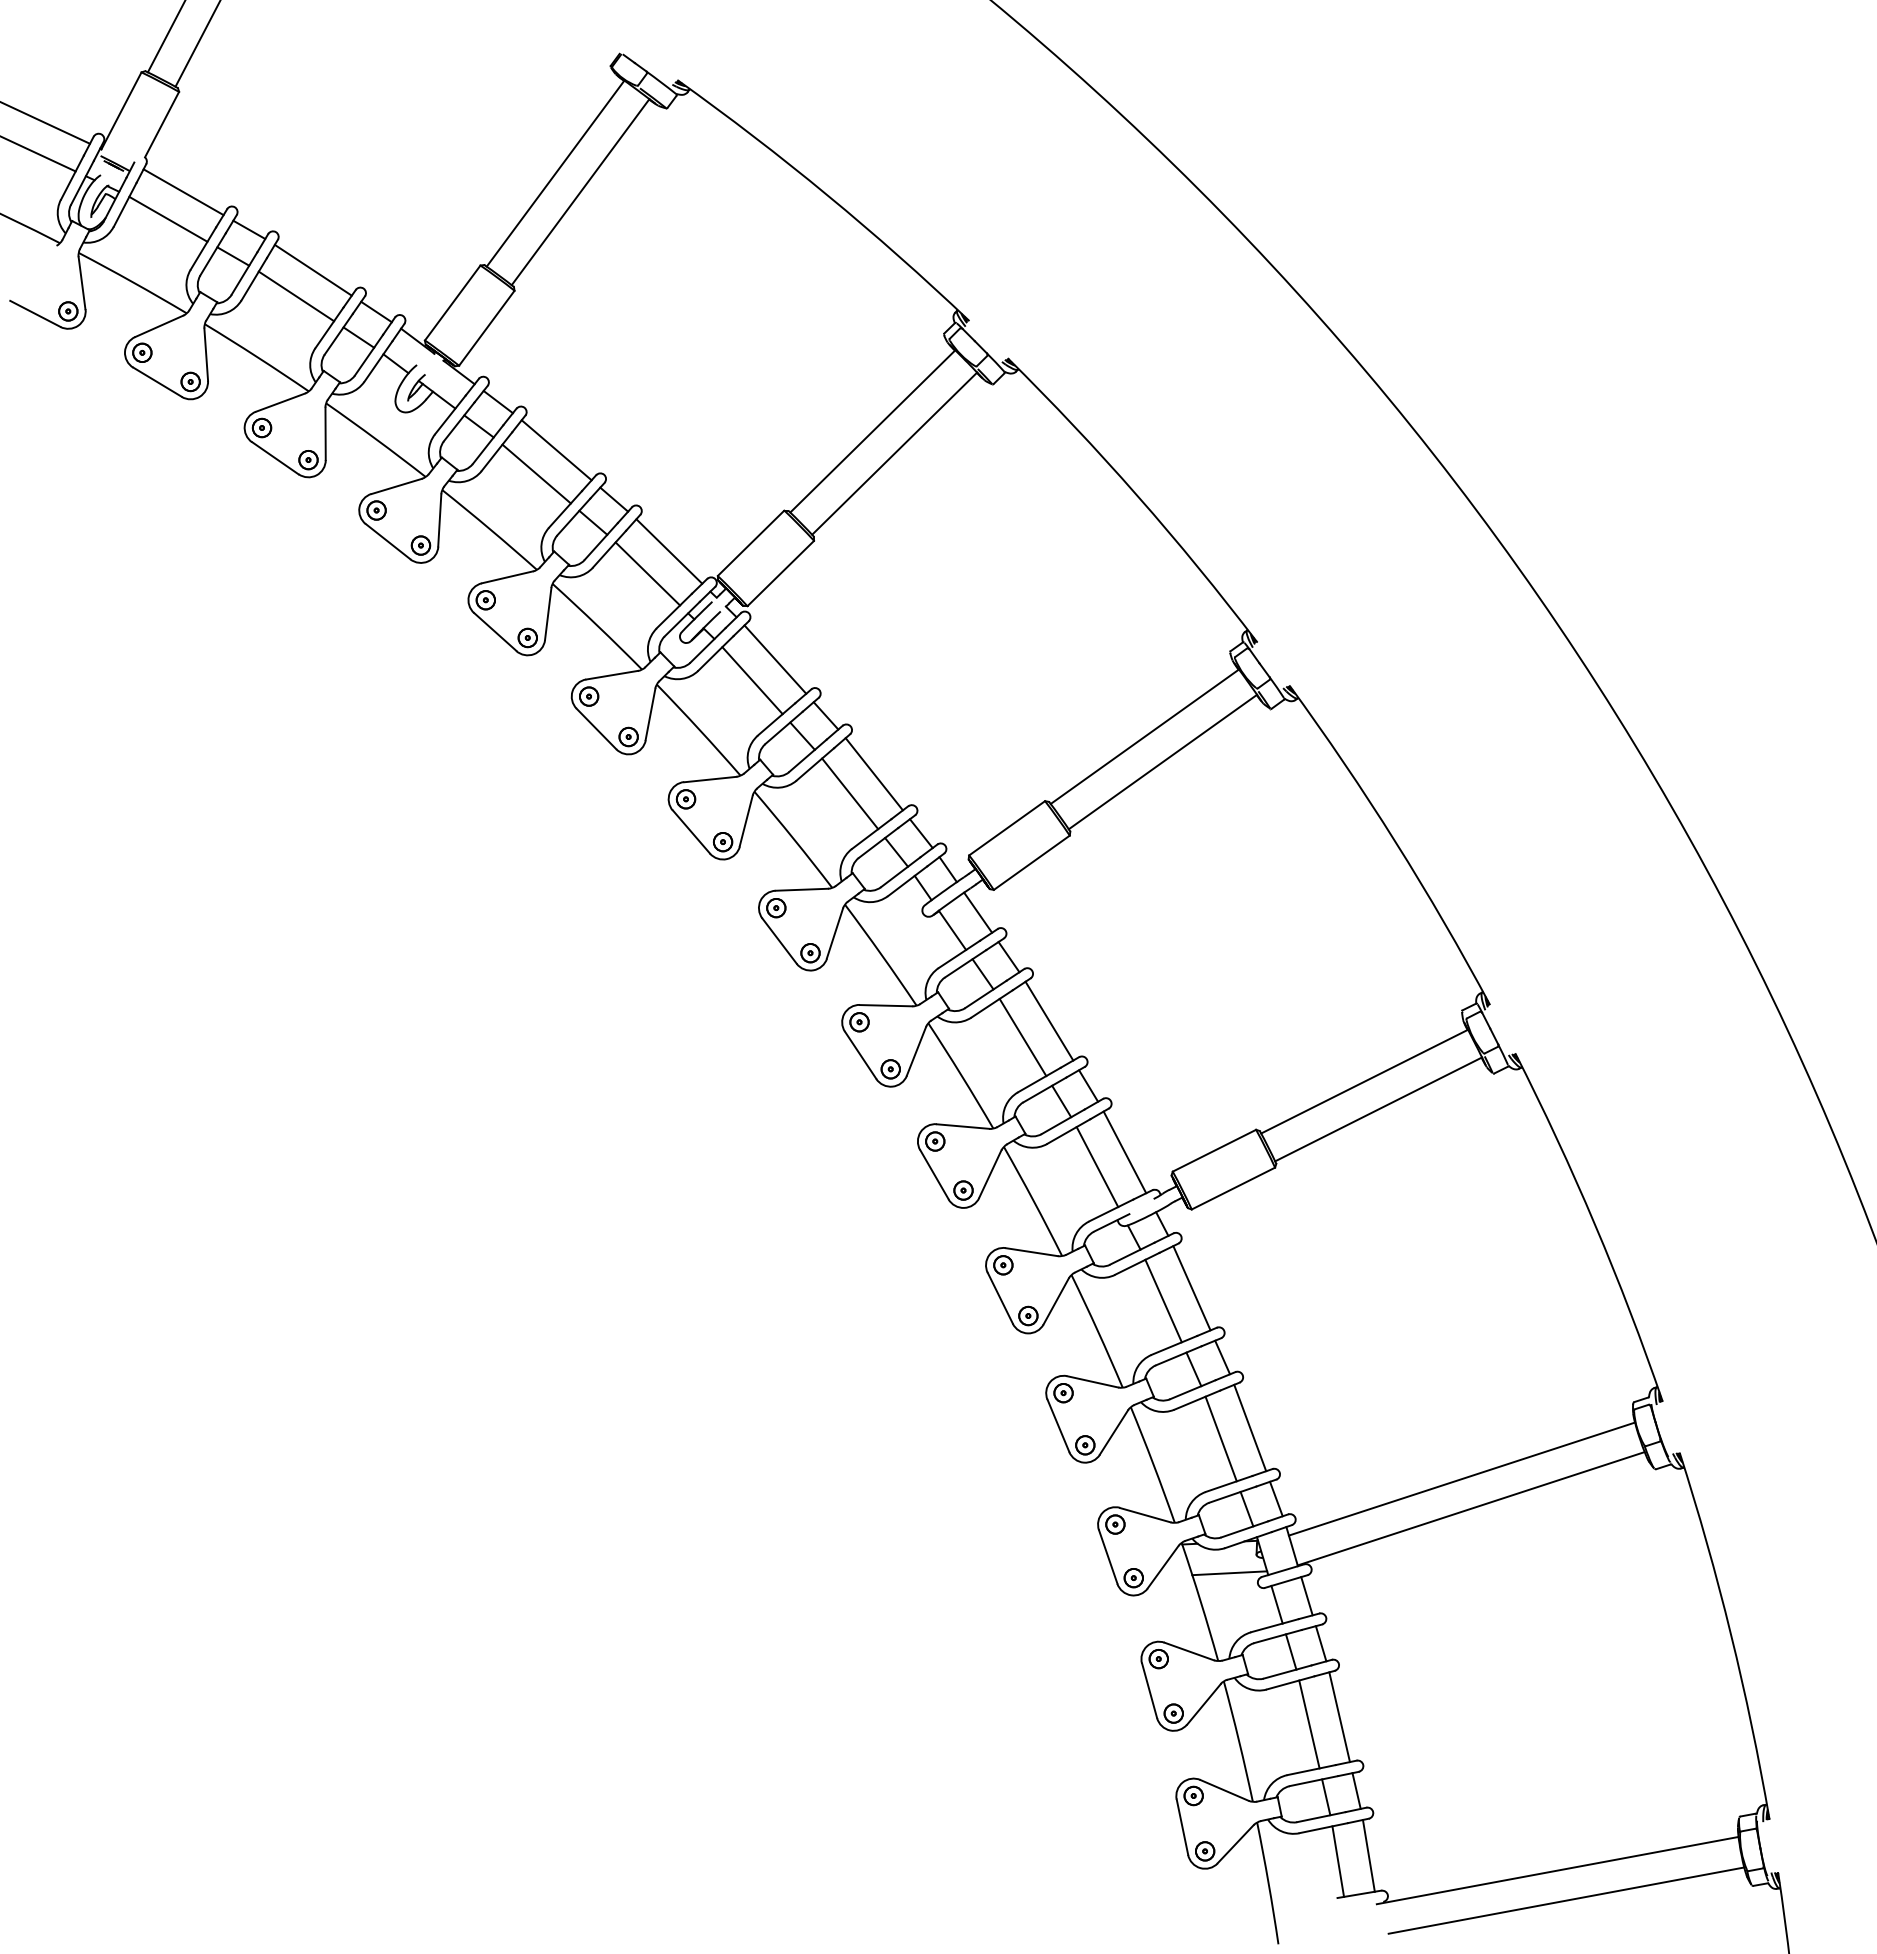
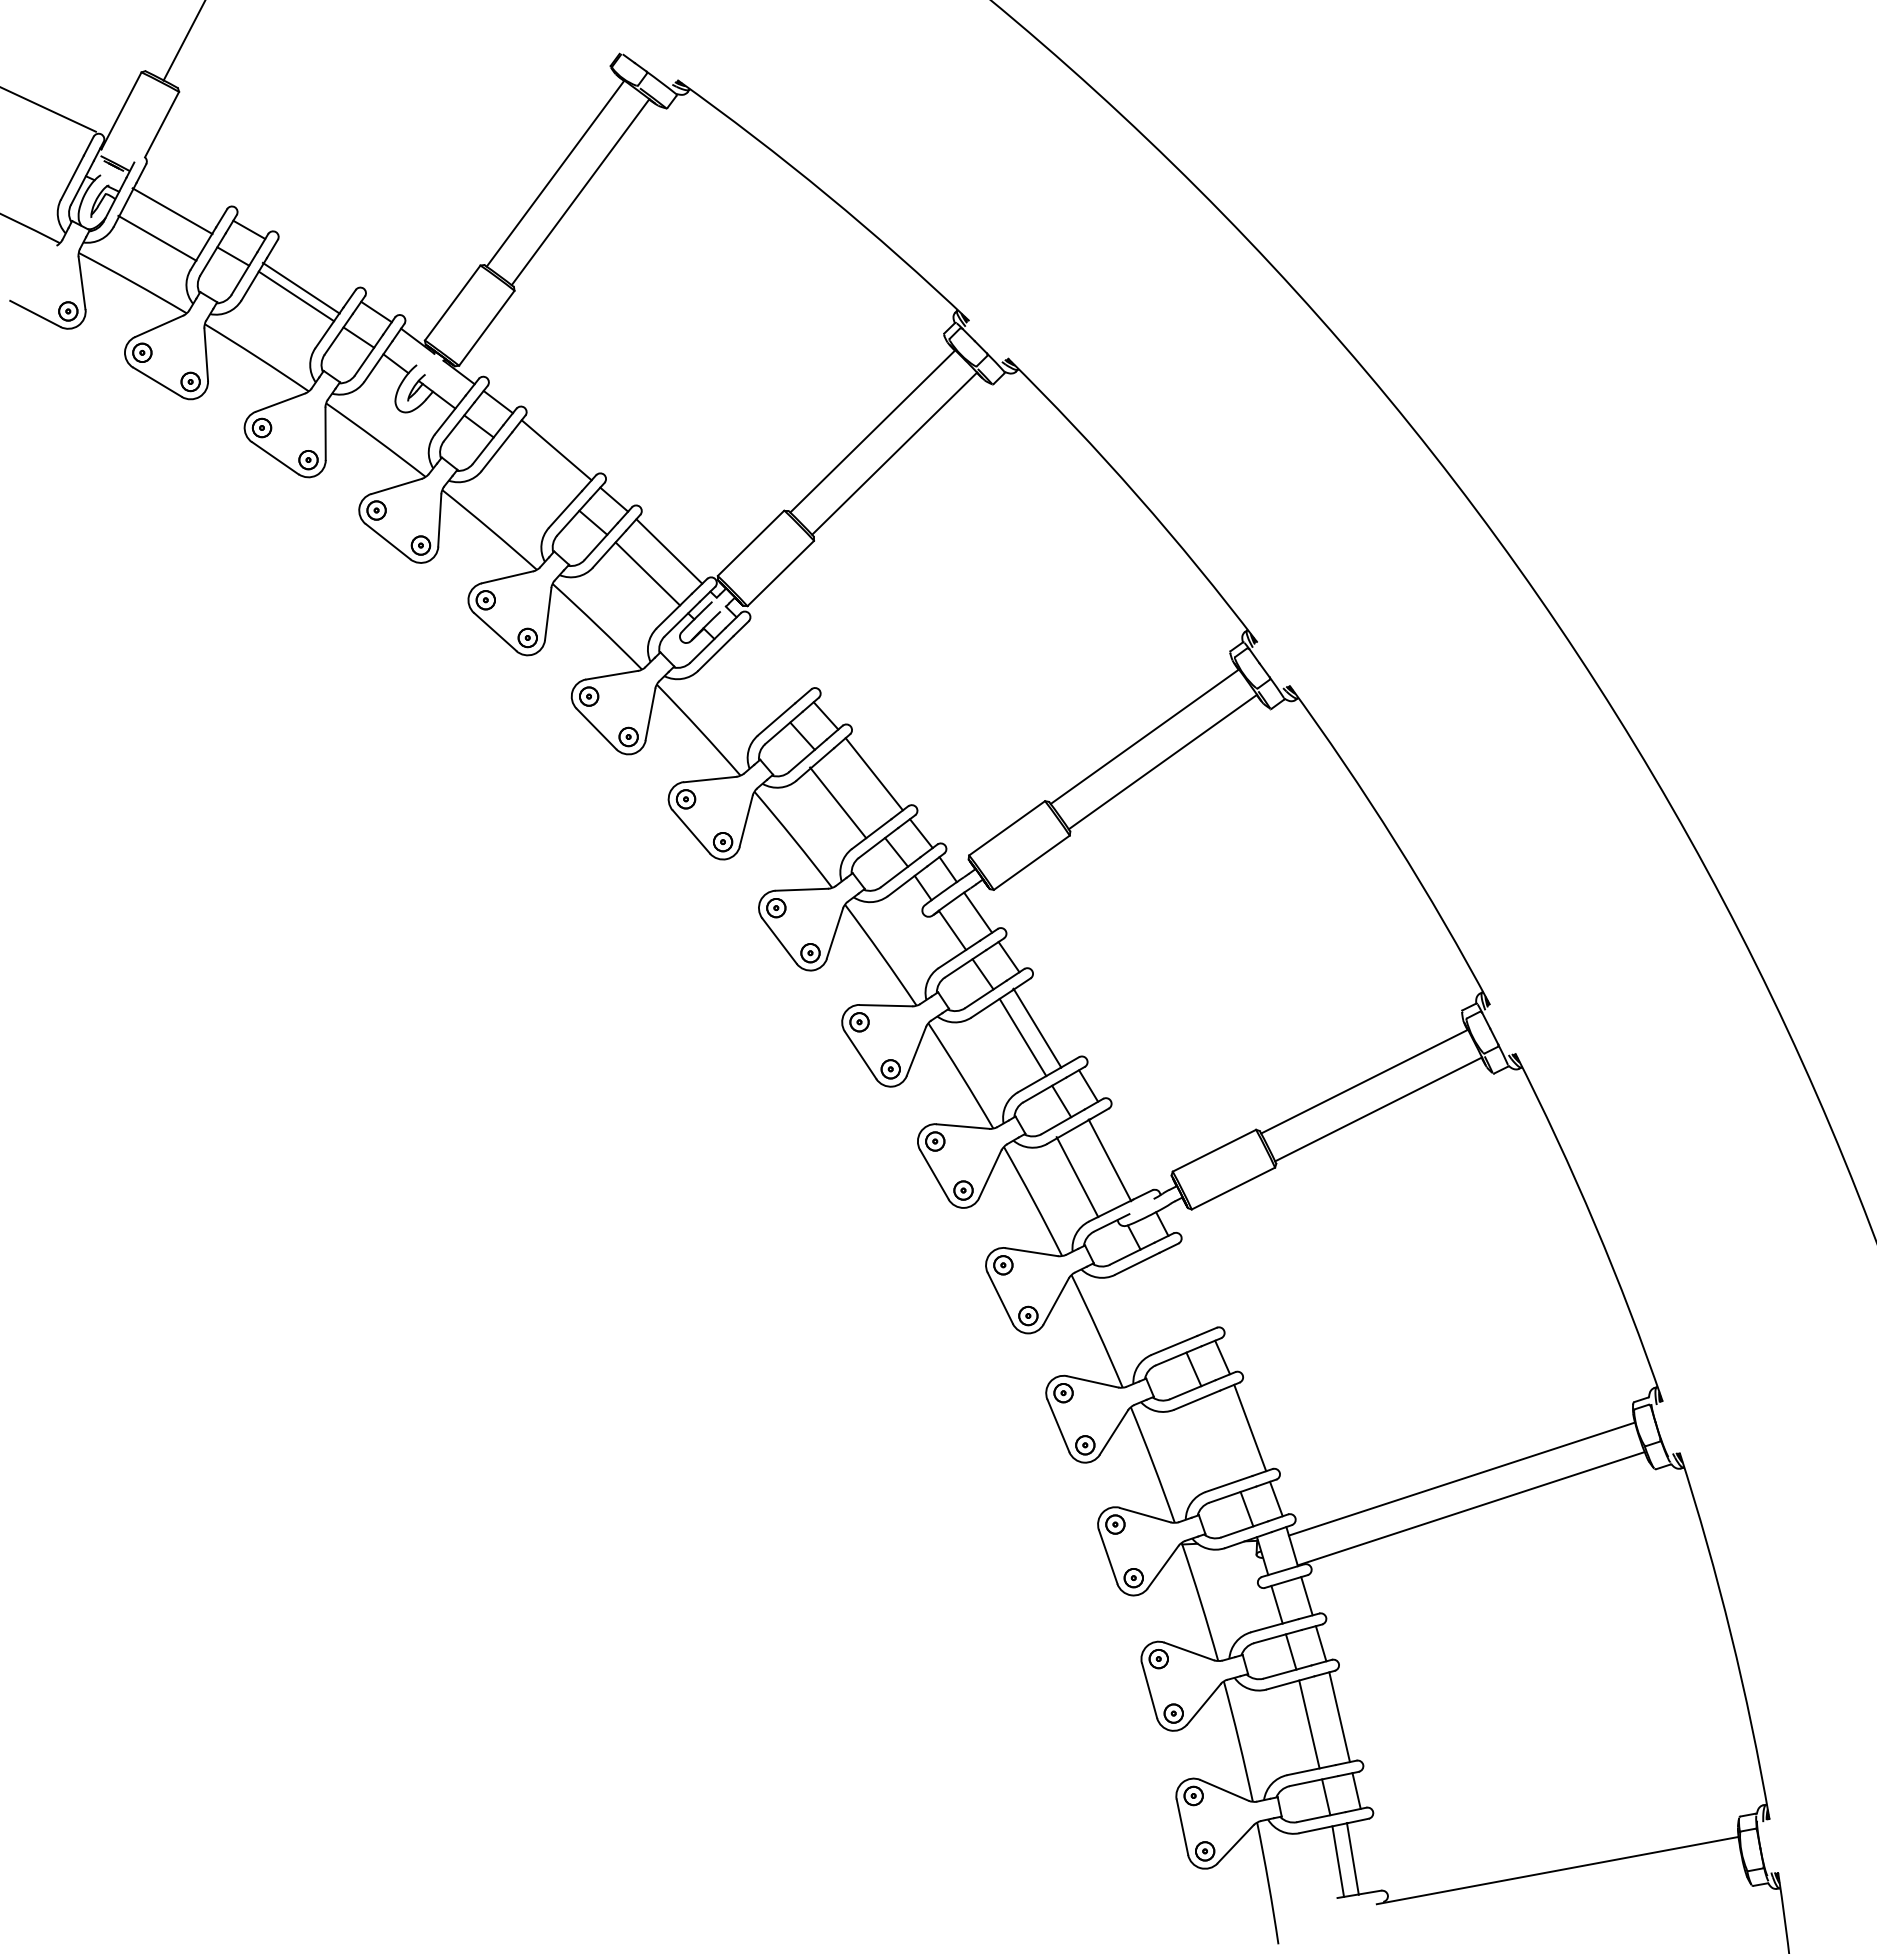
line: present -> none (165, 37)
line position: (197, 44) -> (183, 41) (183, 41)
line position: (45, 123) -> (48, 109) (48, 109)
line: present -> none (38, 154)
line position: (183, 192) -> (172, 211) (172, 211)
line position: (168, 218) -> (157, 237) (157, 237)
line position: (312, 269) -> (300, 287) (300, 287)
line: present -> none (536, 473)
line: present -> none (775, 659)
line: present -> none (752, 680)
line position: (850, 793) -> (838, 802) (838, 802)
line position: (1049, 1020) -> (1037, 1027) (1037, 1027)
line position: (1124, 1152) -> (1109, 1160) (1109, 1160)
line position: (1097, 1167) -> (1077, 1177) (1077, 1177)
line: present -> none (1191, 1288)
line: present -> none (1163, 1300)
line: present -> none (1220, 1438)
line: present -> none (1229, 1573)
line position: (1368, 1855) -> (1352, 1858) (1352, 1858)
line: present -> none (1566, 1900)
